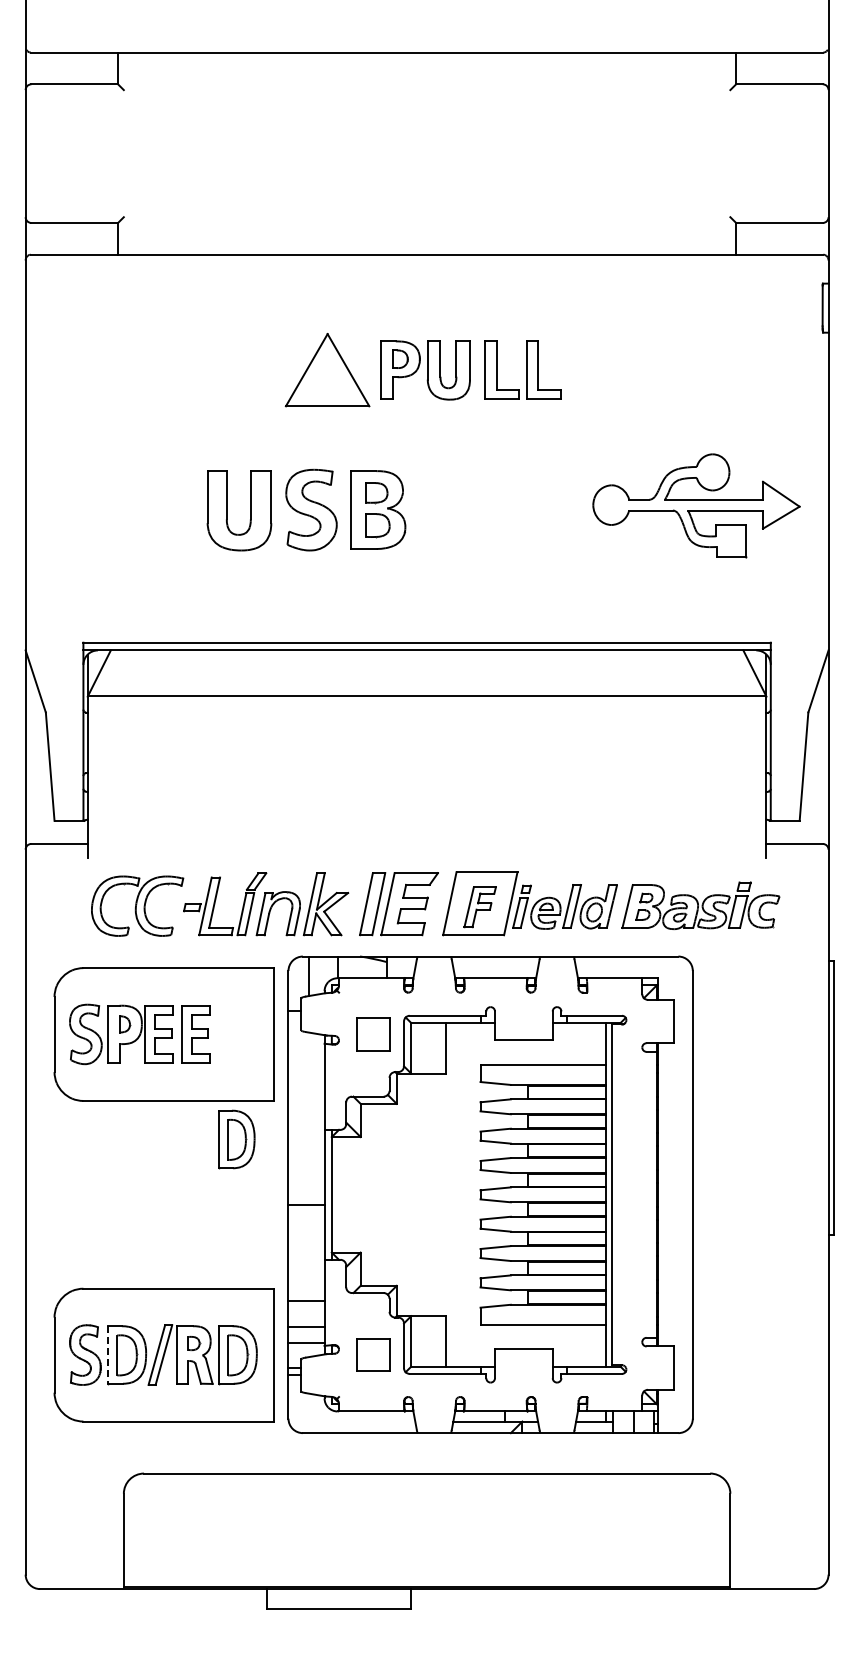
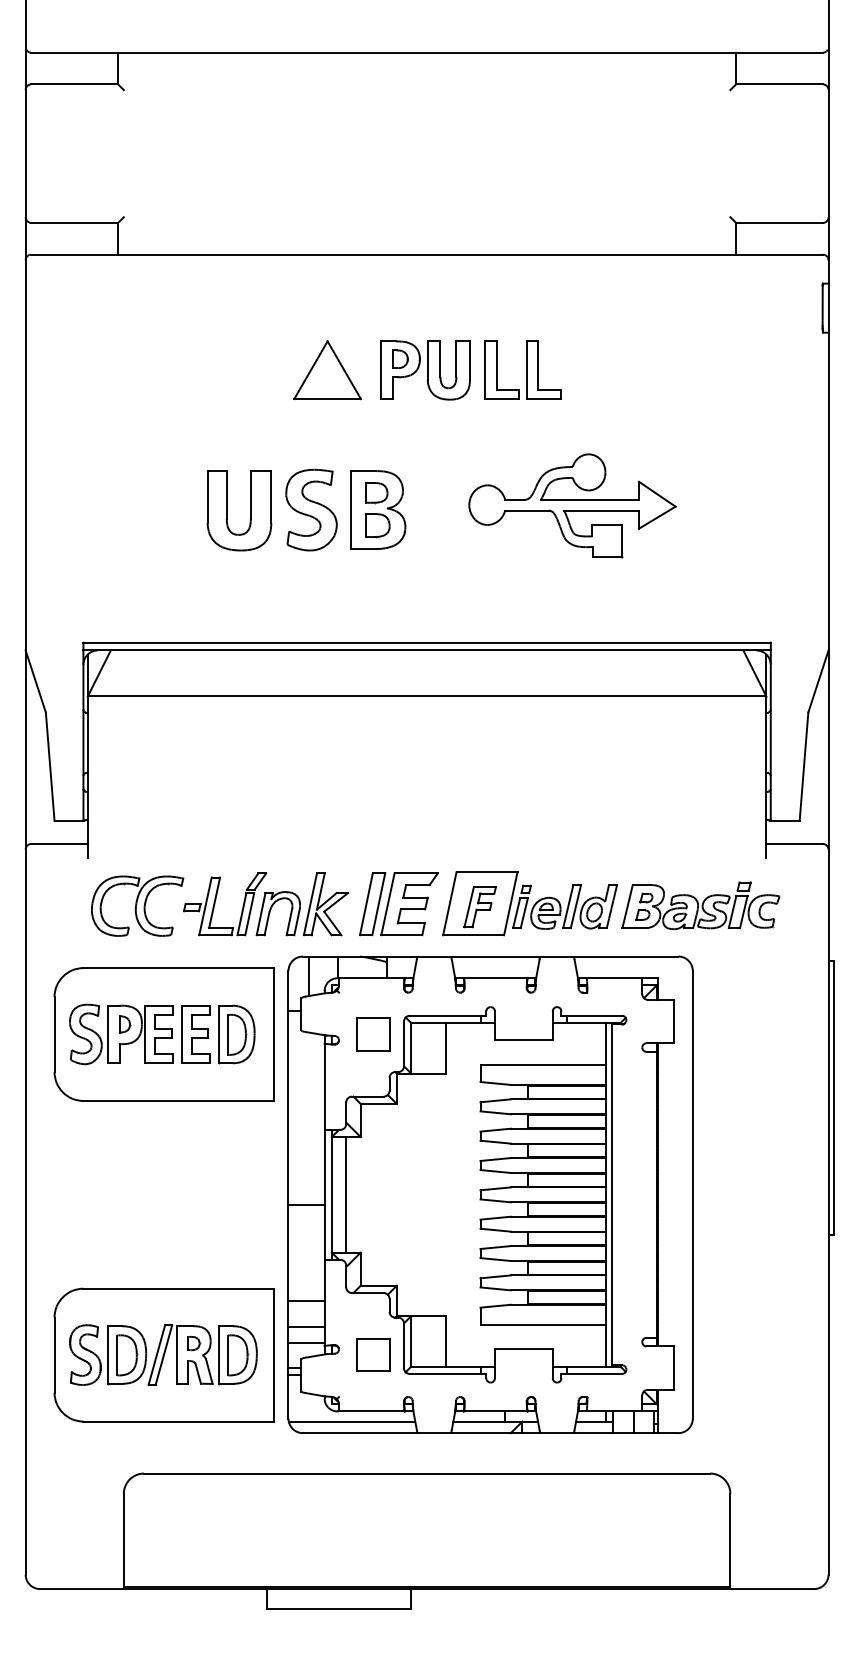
part size: 87x75 px -> 69x61 px (327, 370)
part position: (696, 505) -> (572, 505) (572, 505)
part position: (236, 1139) -> (236, 1034) (236, 1034)
line: none -> present (346, 1194)
line: dashed -> solid (108, 1354)
line: none -> present (351, 1421)
